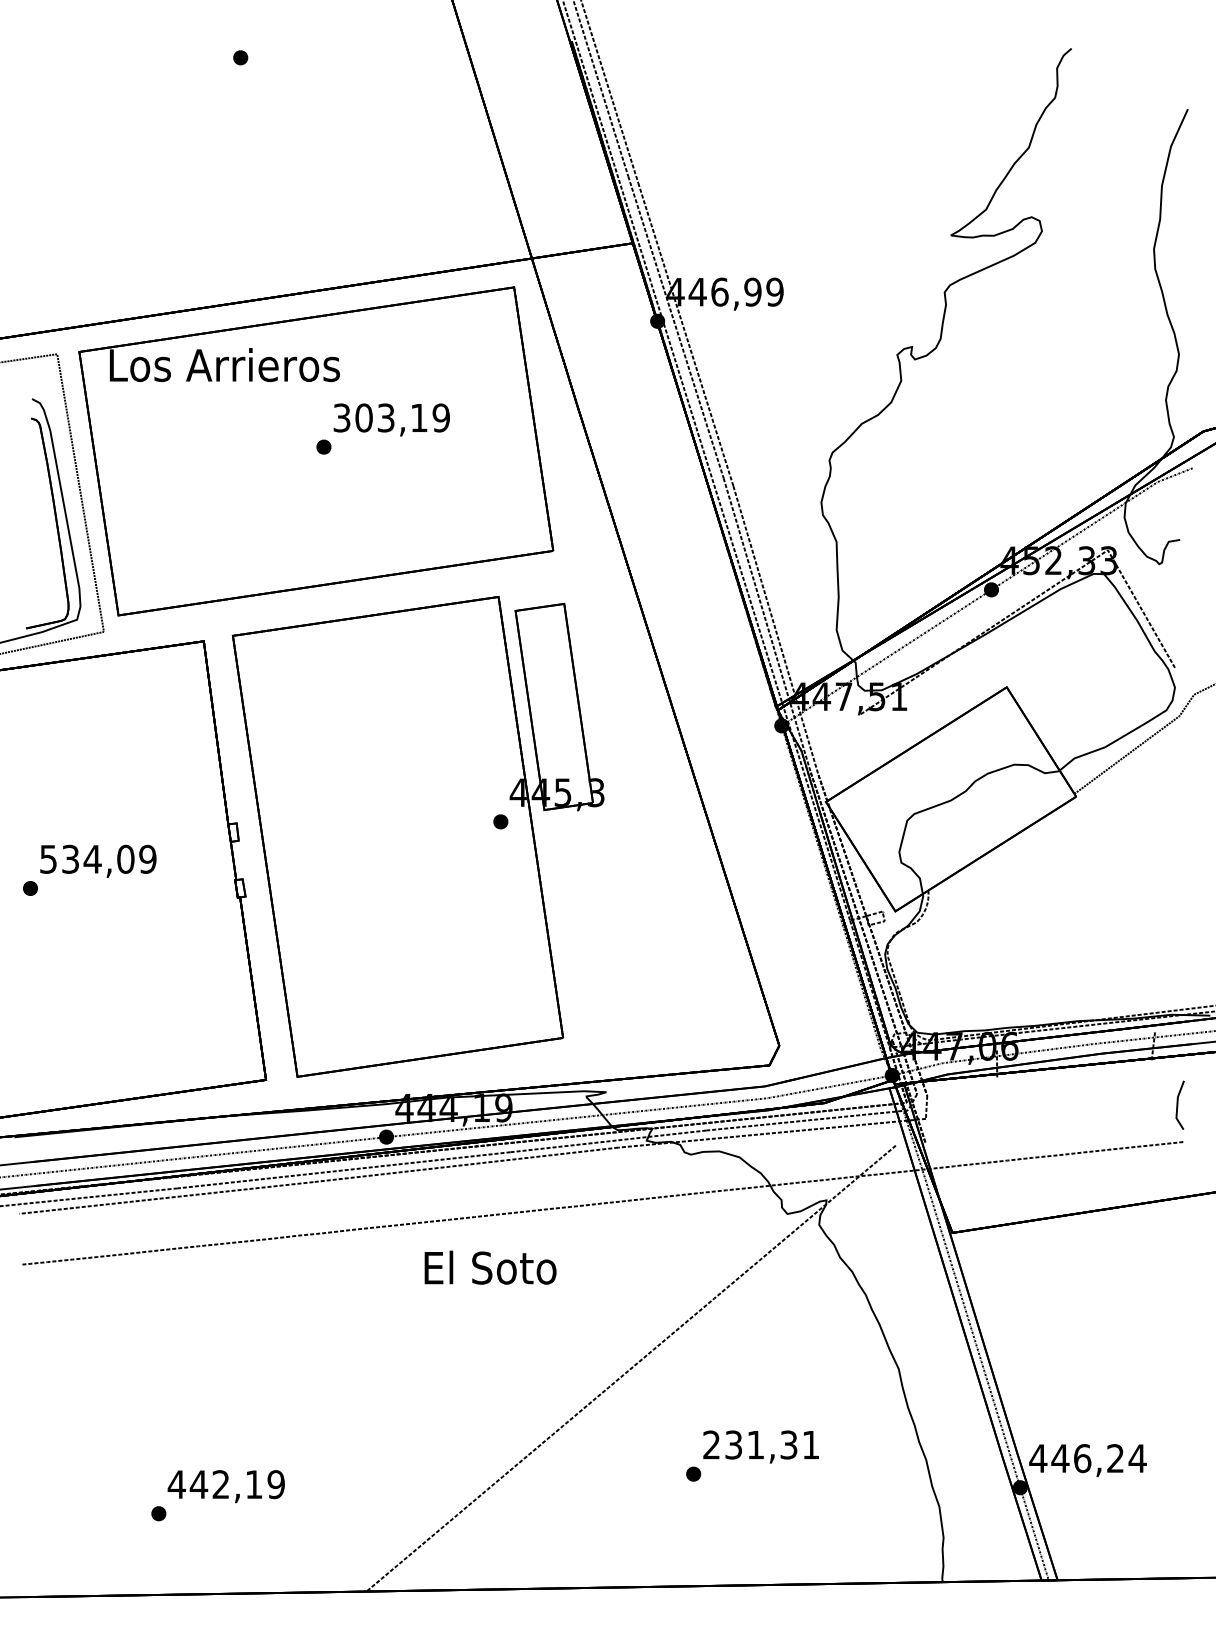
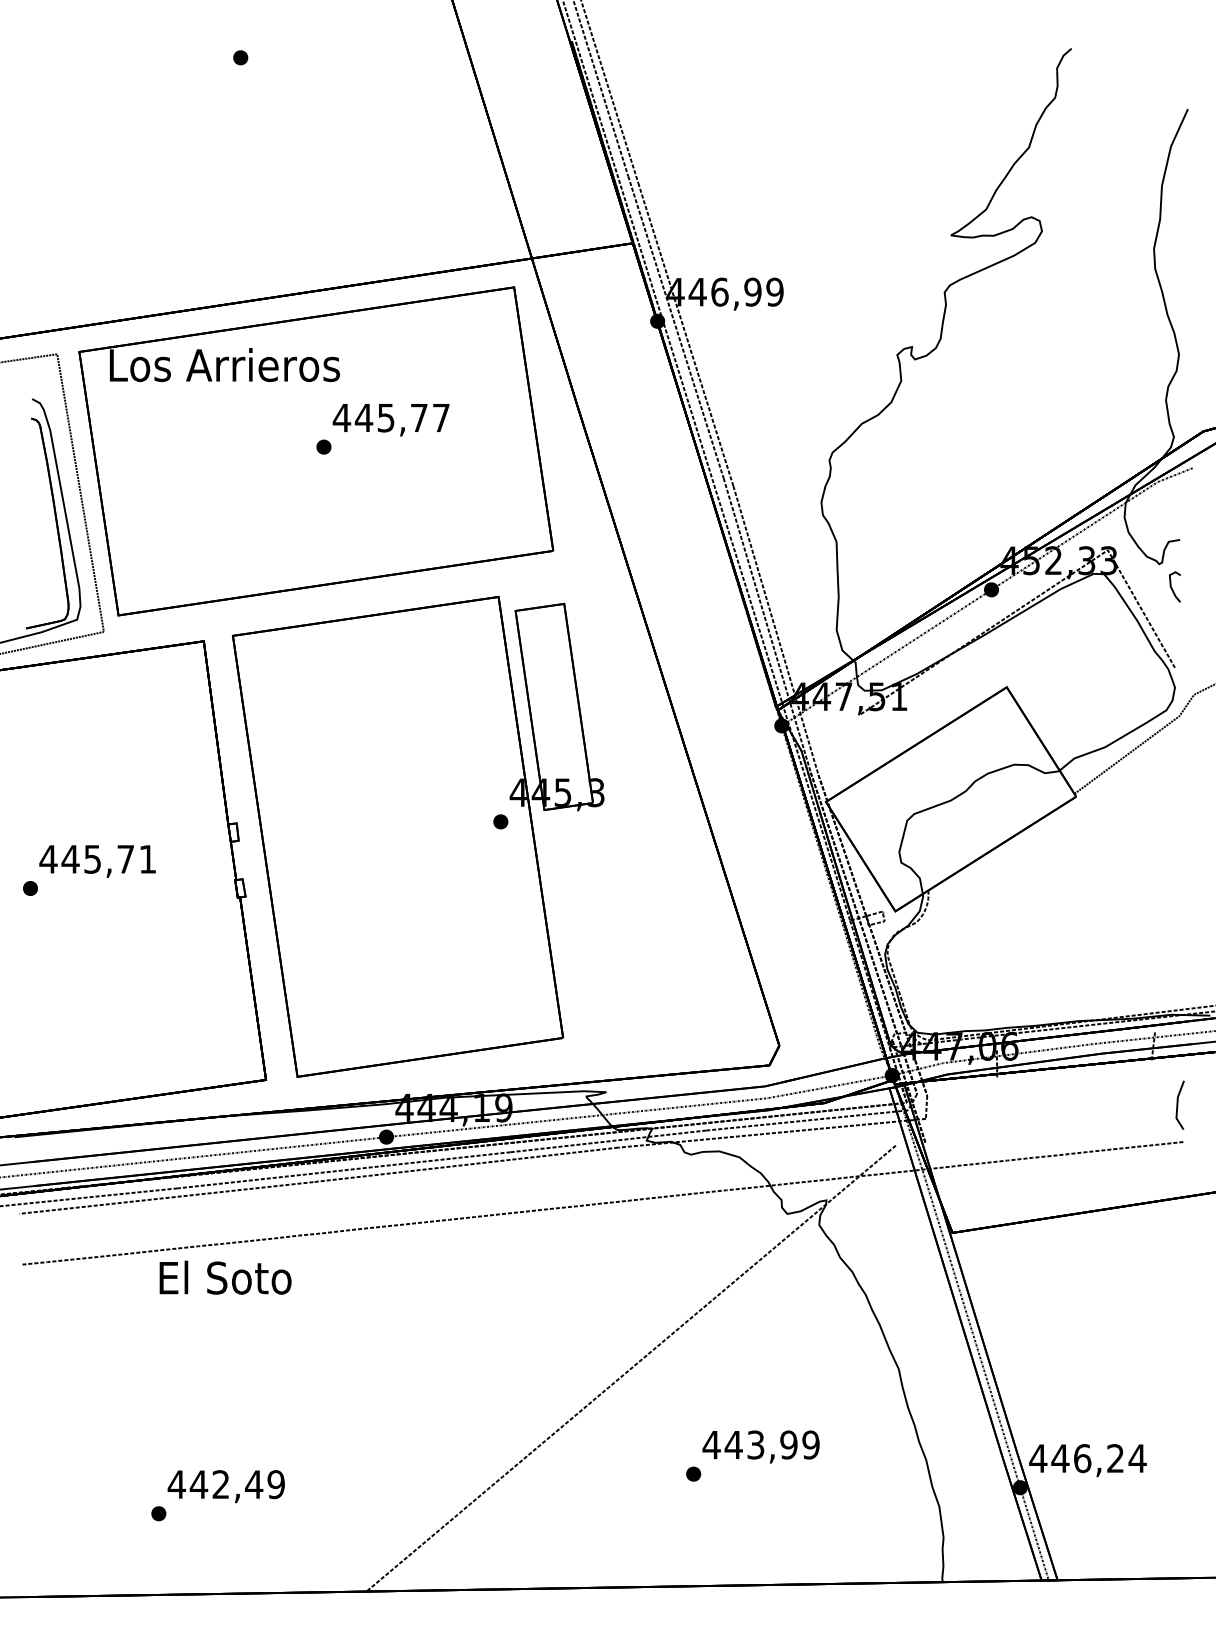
text: 303,19 -> 445,77 (390, 417)
curve: none -> present (1172, 587)
text: 534,09 -> 445,71 (97, 858)
text position: (490, 1267) -> (225, 1277) (225, 1277)
text: 231,31 -> 443,99 (760, 1444)
text: 442,19 -> 442,49 (254, 1484)
